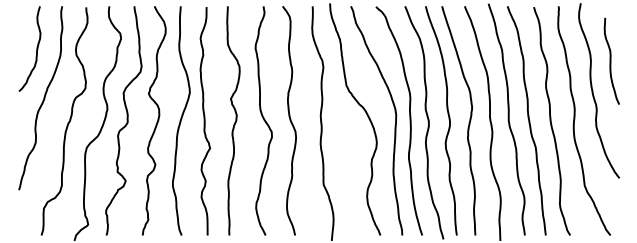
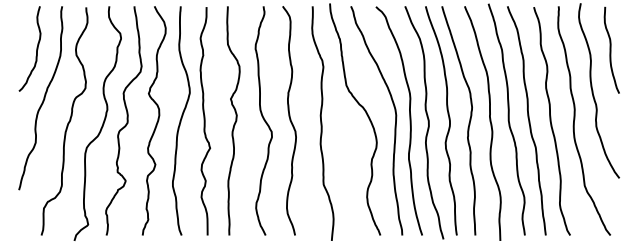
curve position: (611, 60) -> (611, 49) (611, 49)
